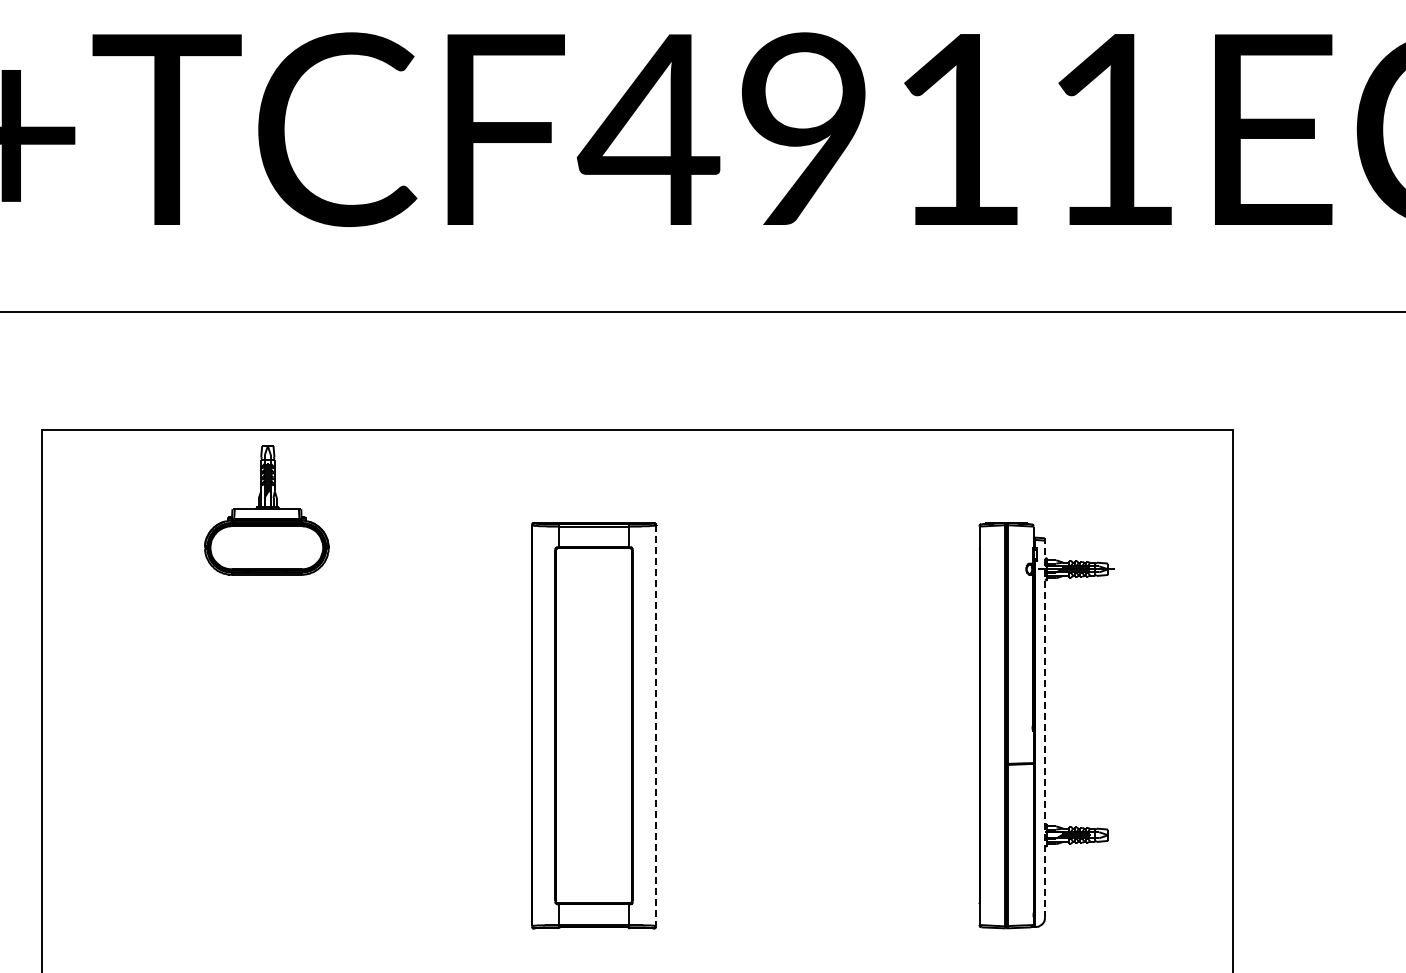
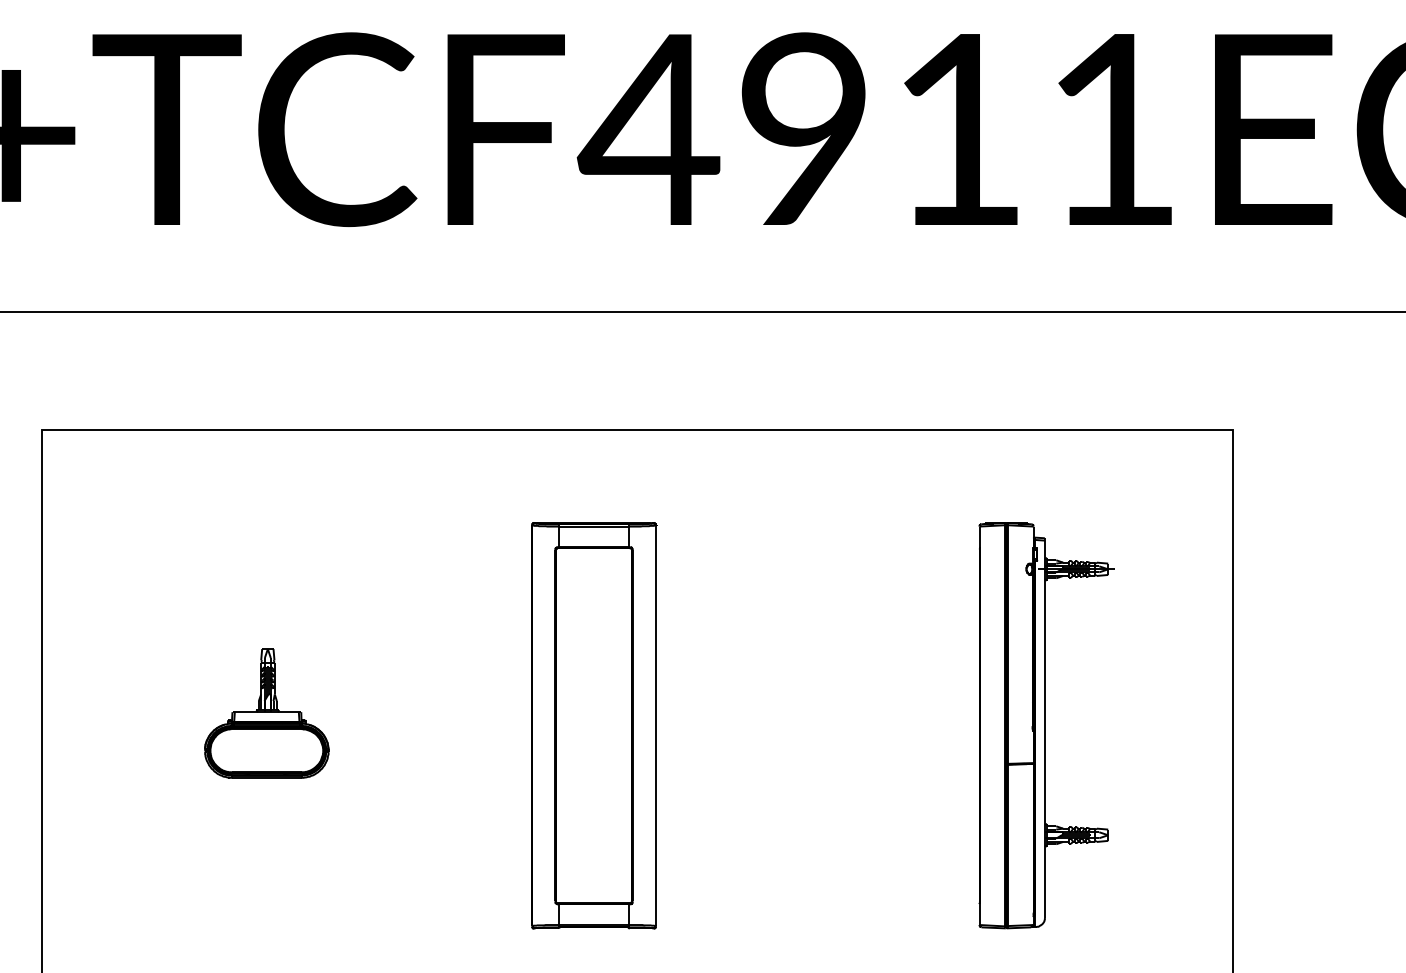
part position: (266, 510) -> (266, 713) (266, 713)
line: dashed -> solid (655, 725)
line: dashed -> solid (1044, 728)
